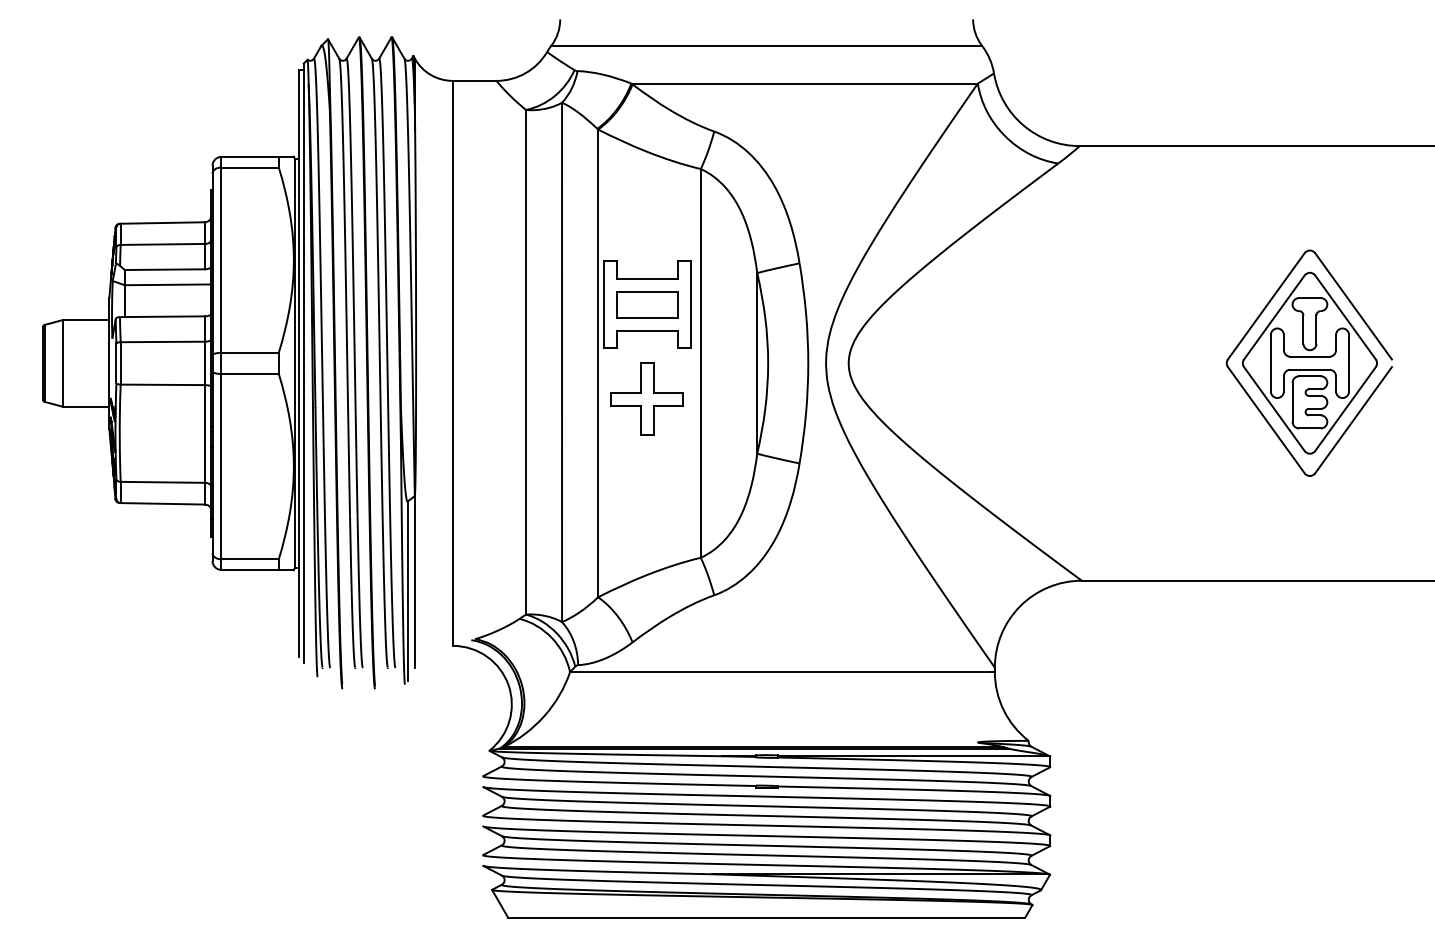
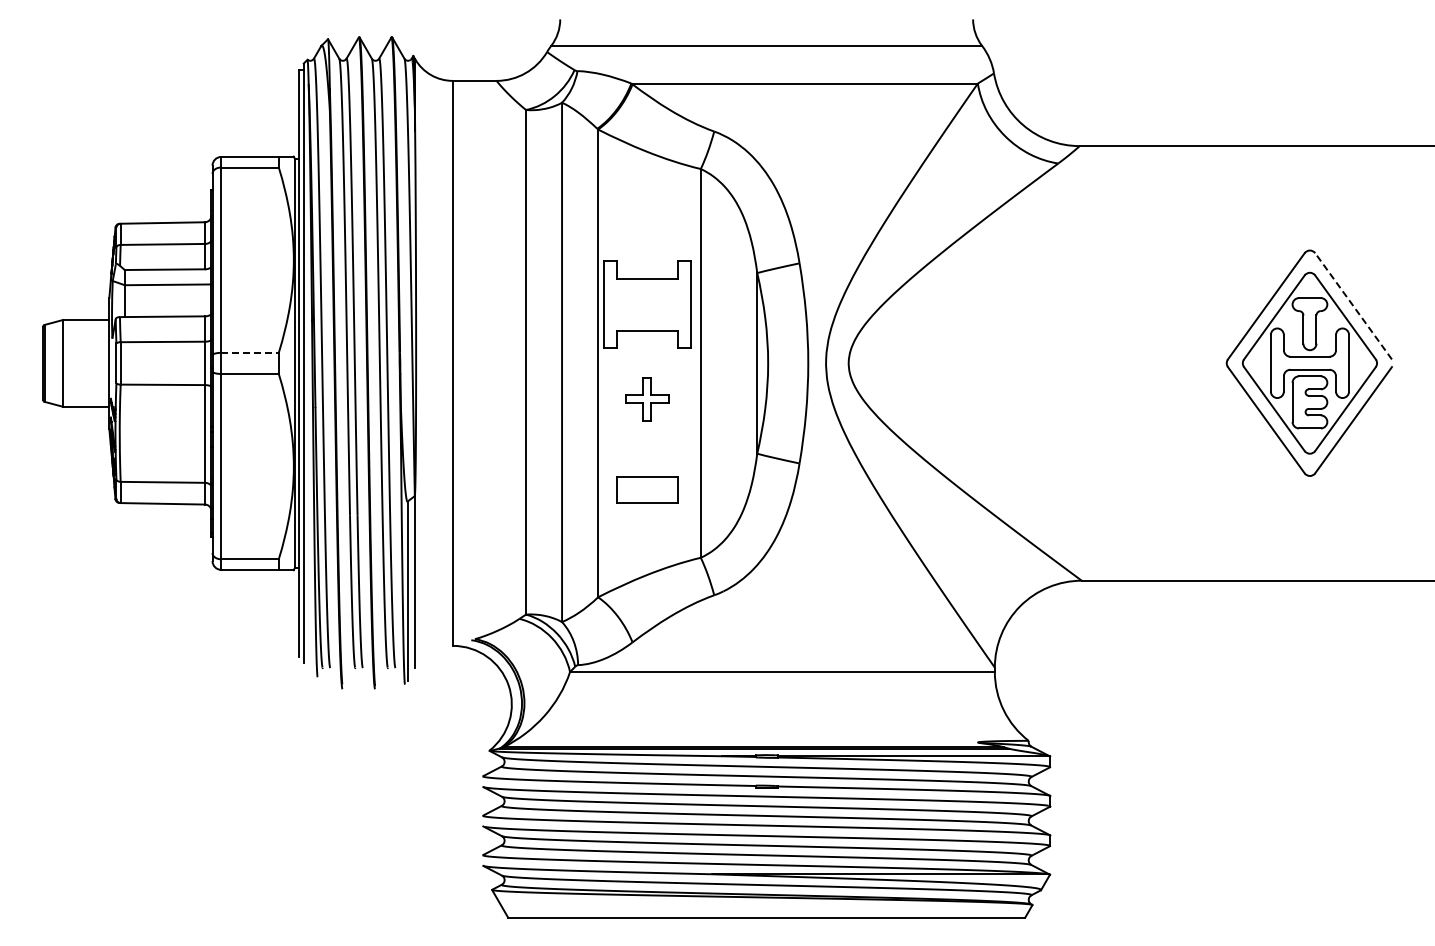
part position: (647, 304) -> (647, 489) (647, 489)
line: solid -> dashed (1353, 306)
line: solid -> dashed (250, 352)
part size: 74x74 px -> 45x45 px (647, 399)
